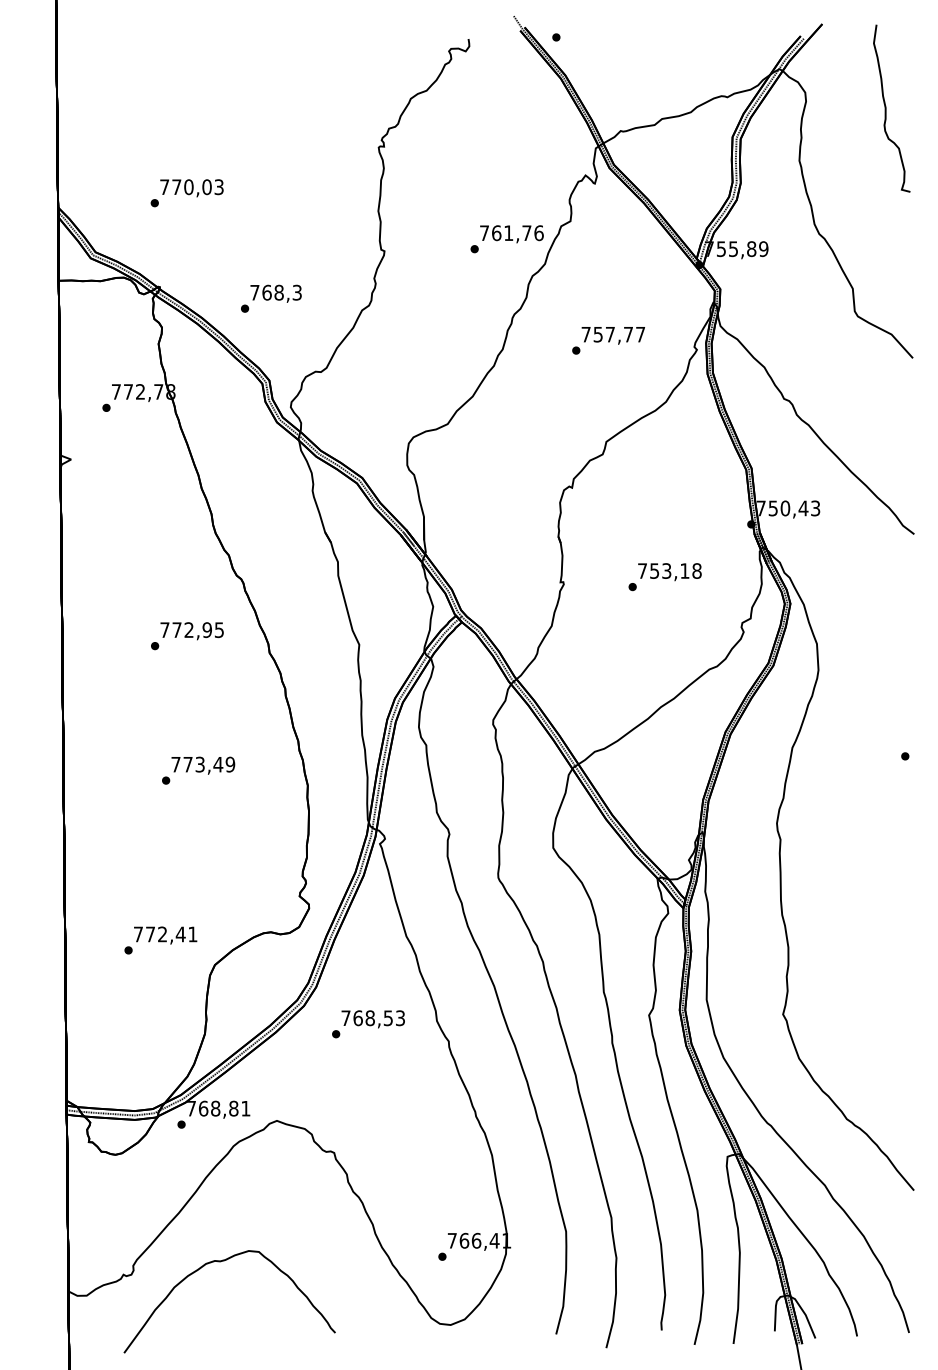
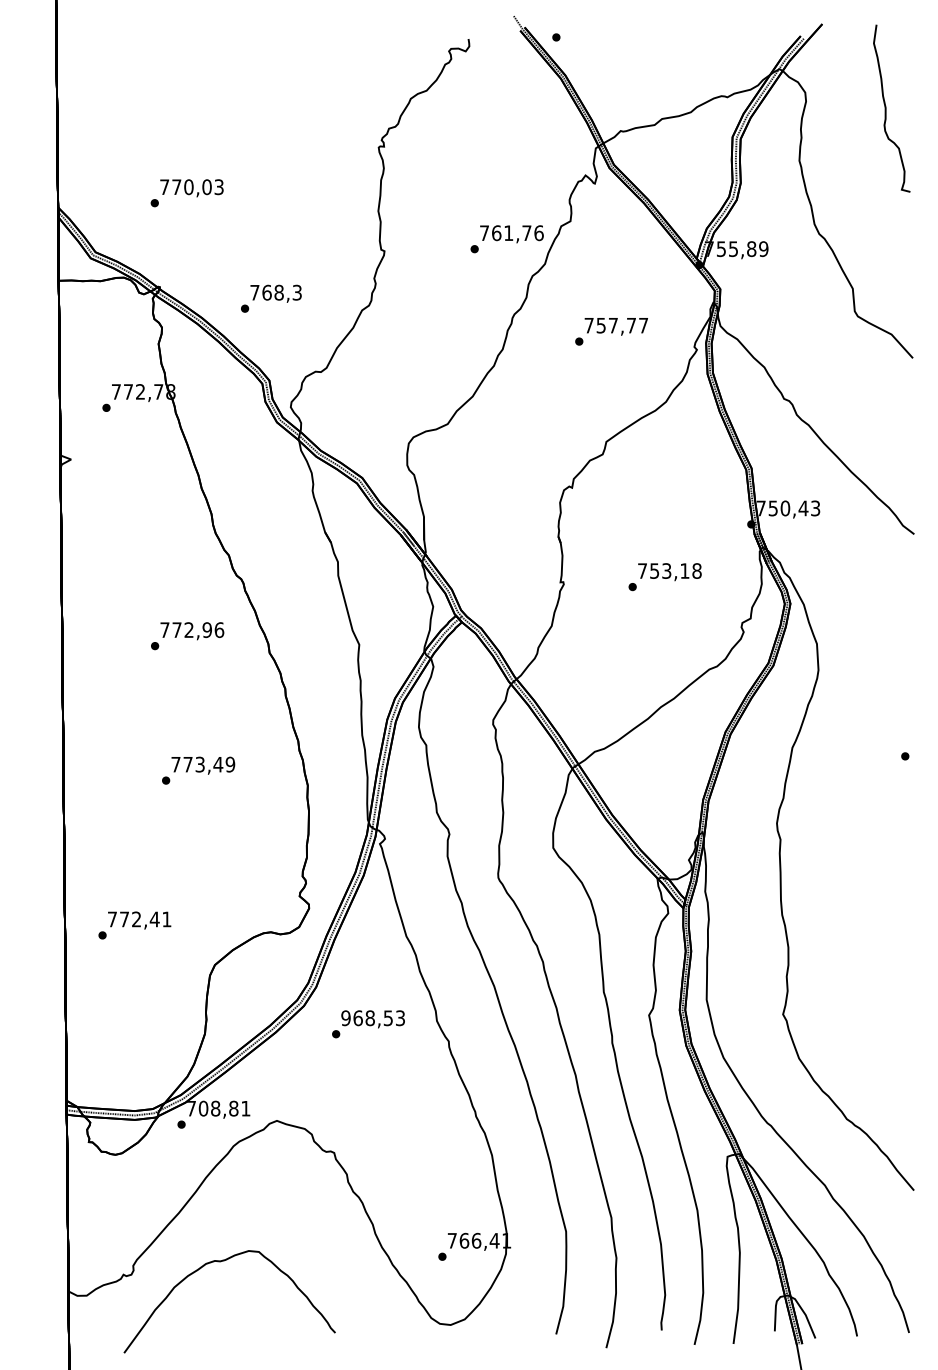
text position: (608, 340) -> (611, 331) (611, 331)
text: 772,95 -> 772,96 (219, 630)
text position: (160, 940) -> (134, 925) (134, 925)
text: 768,53 -> 968,53 (345, 1018)
text: 768,81 -> 708,81 (203, 1108)
